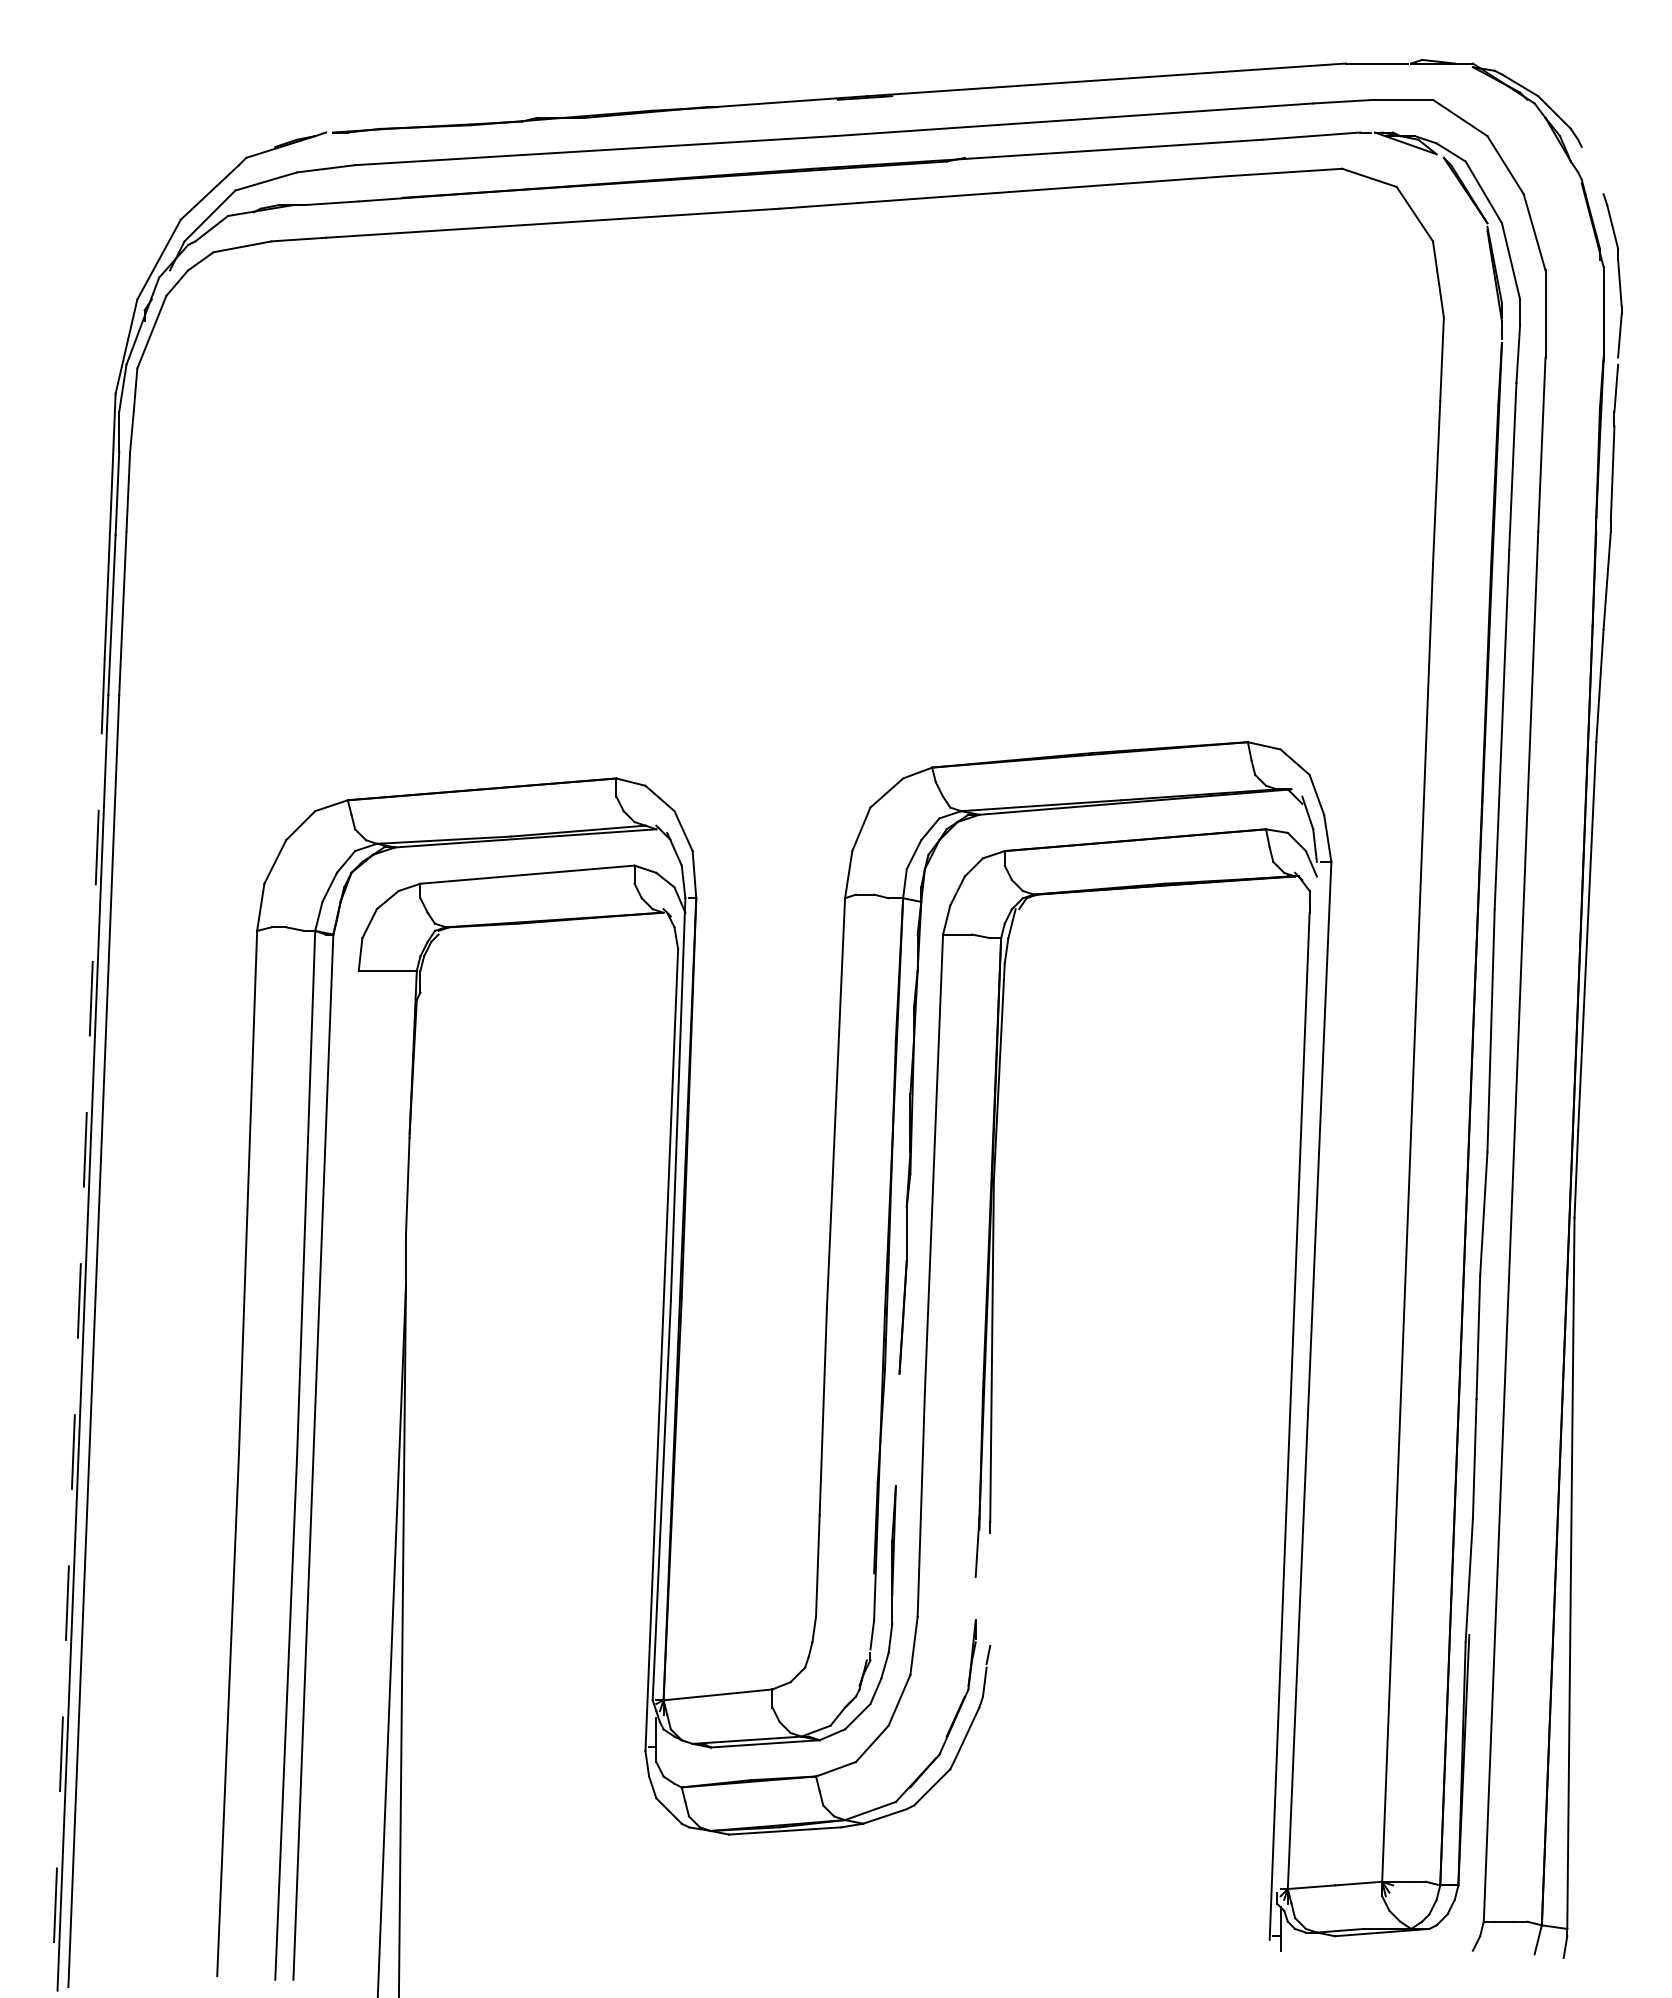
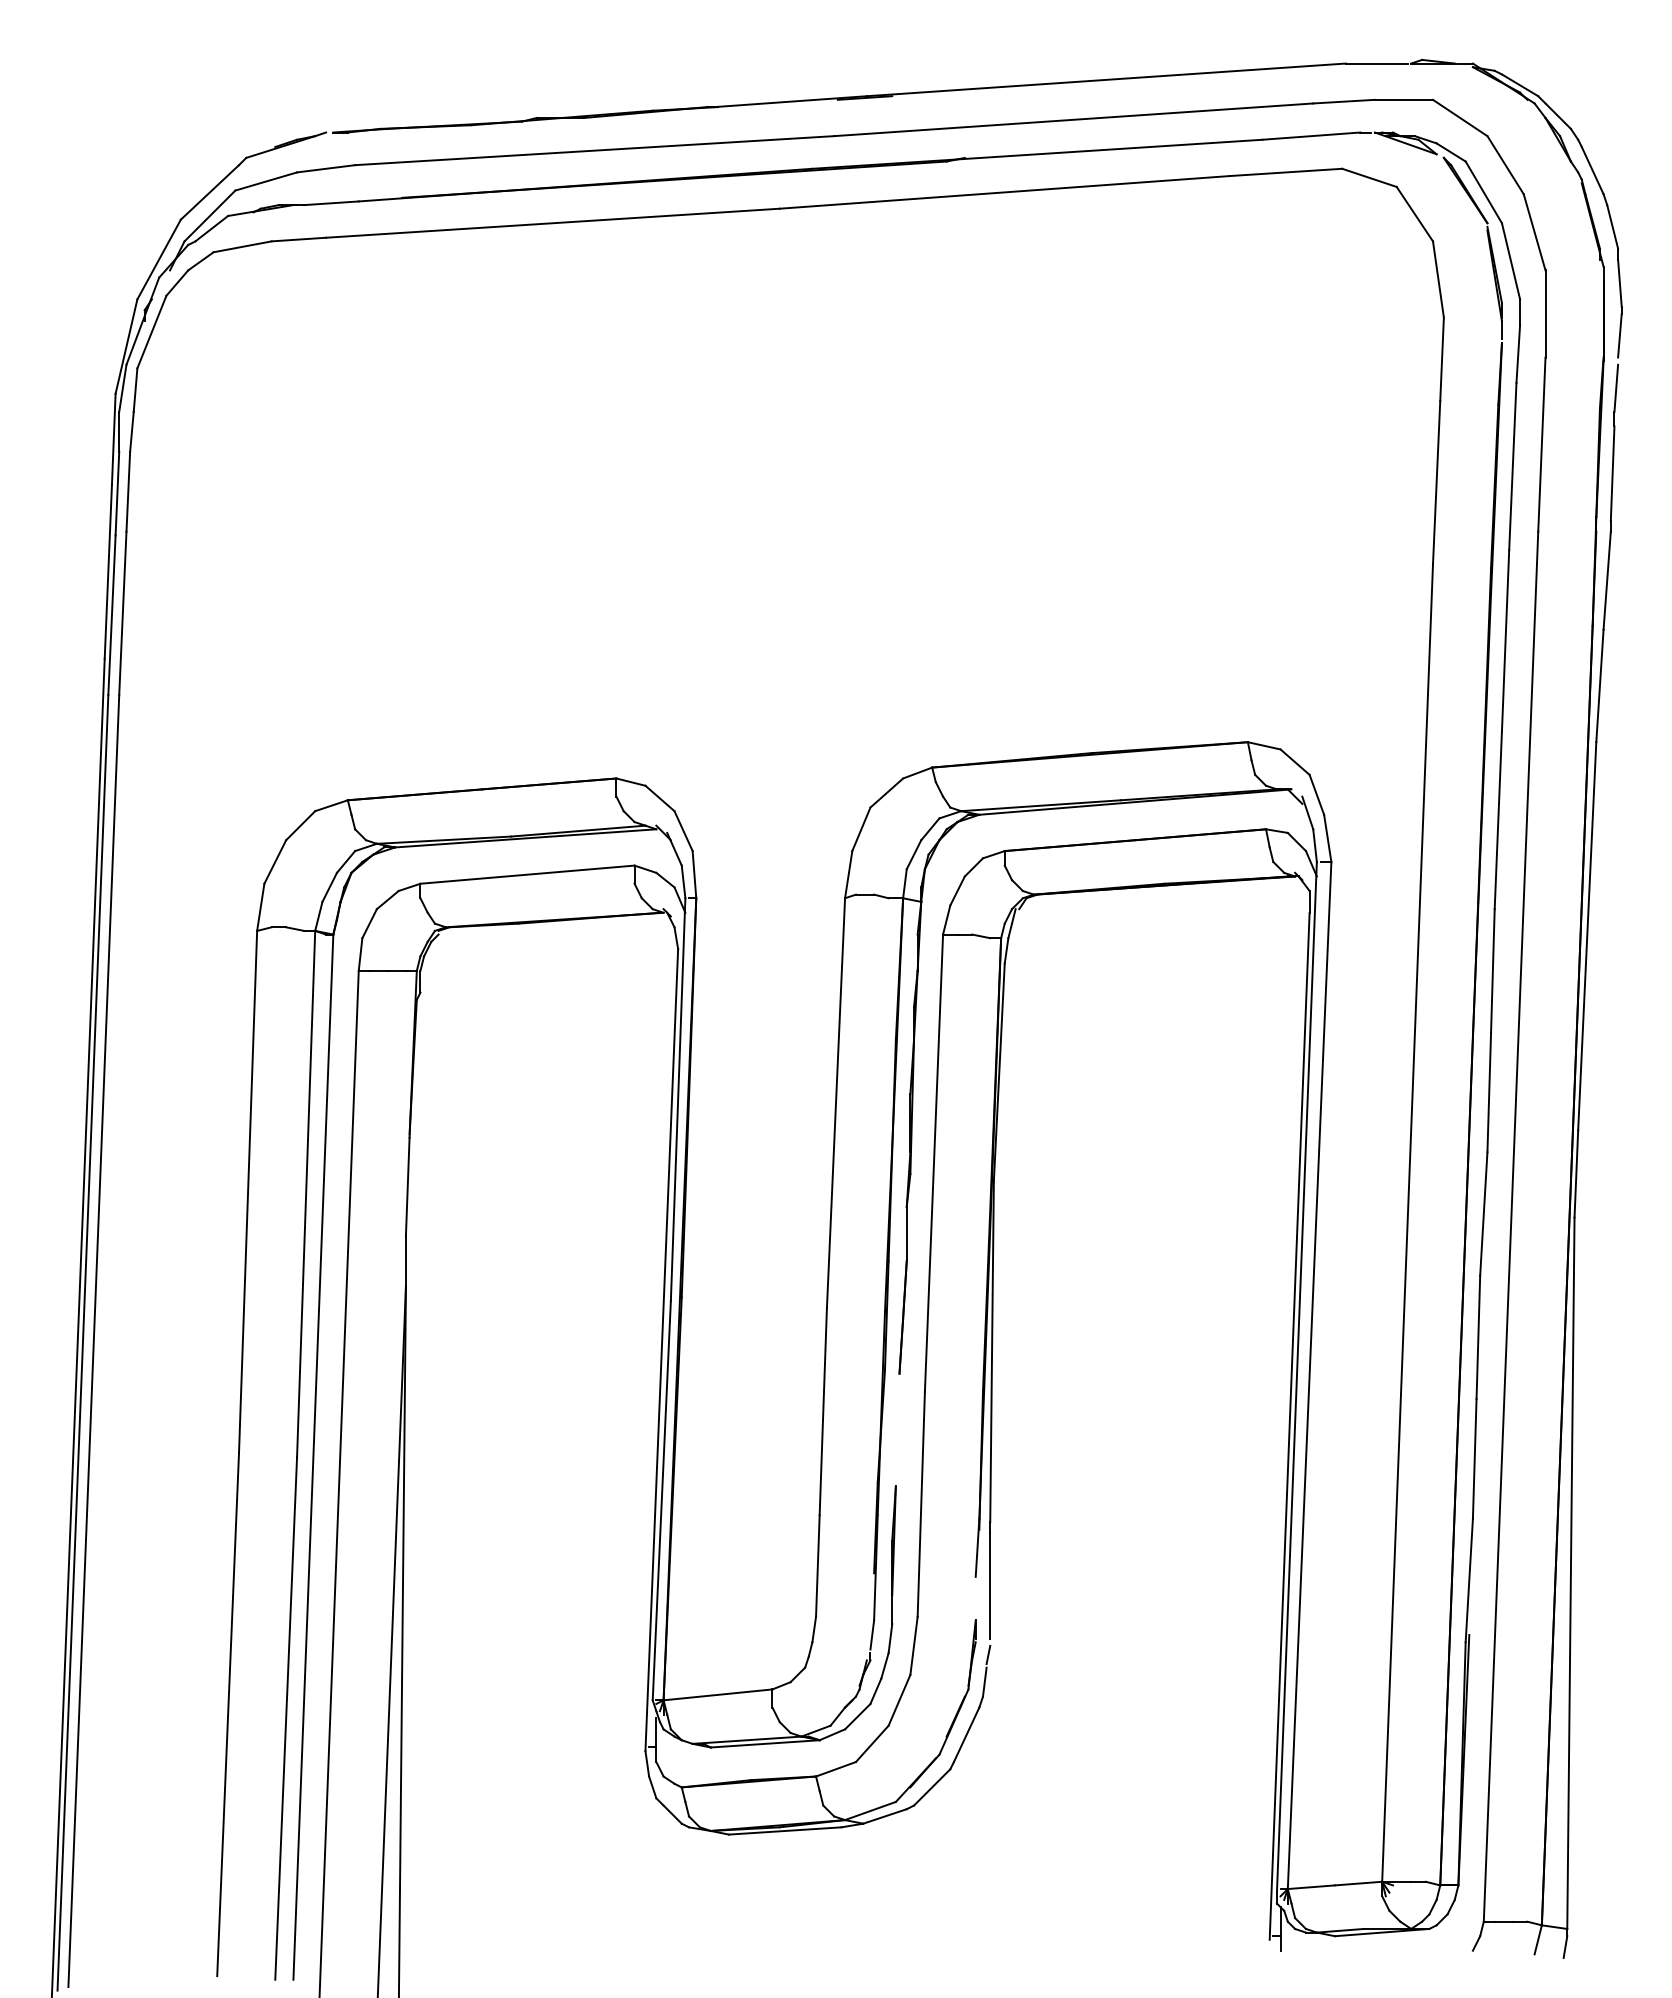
line: none -> present (1592, 170)
line: dashed -> solid (78, 1328)
line: none -> present (1296, 1376)
line: none -> present (338, 1482)
line: none -> present (990, 1585)
